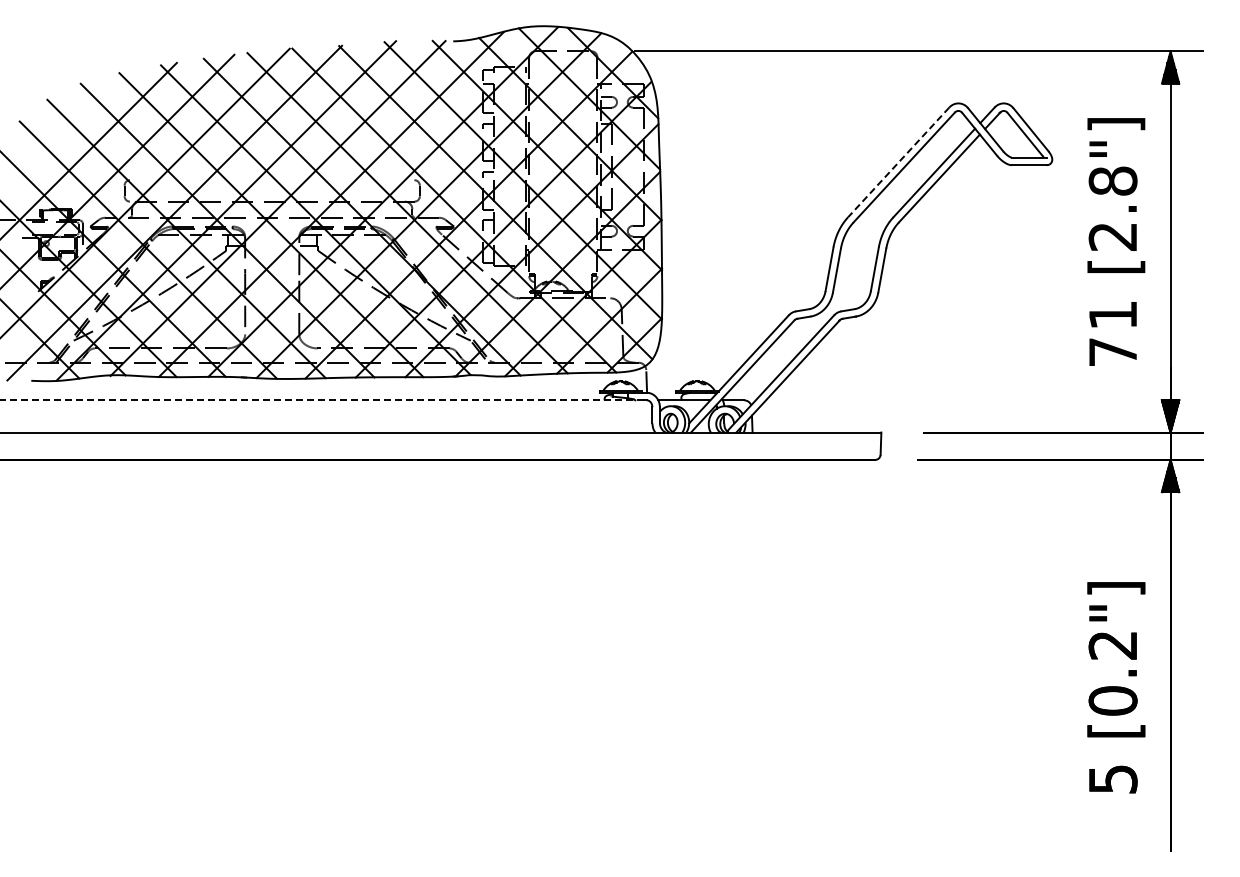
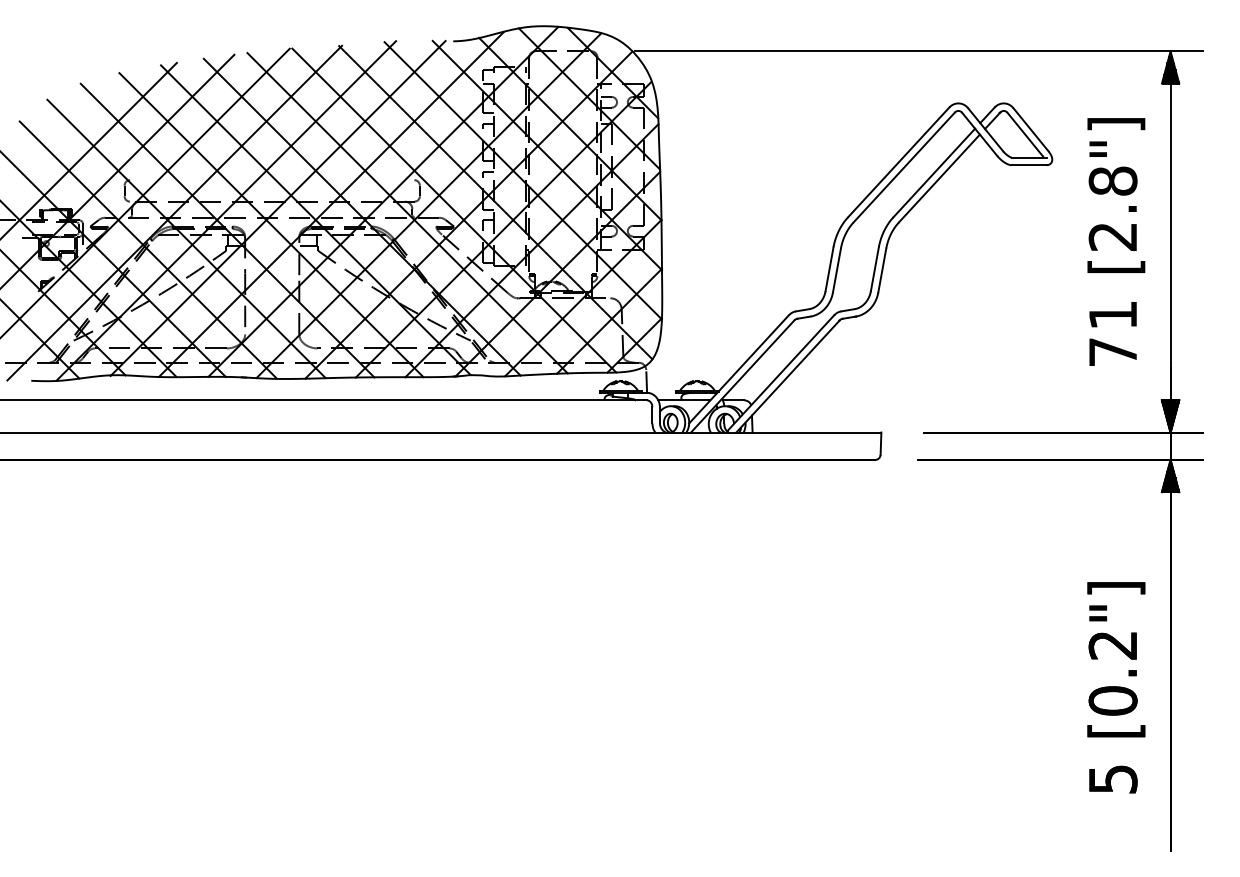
line: dashed -> solid (898, 162)
line: dashed -> solid (322, 400)
